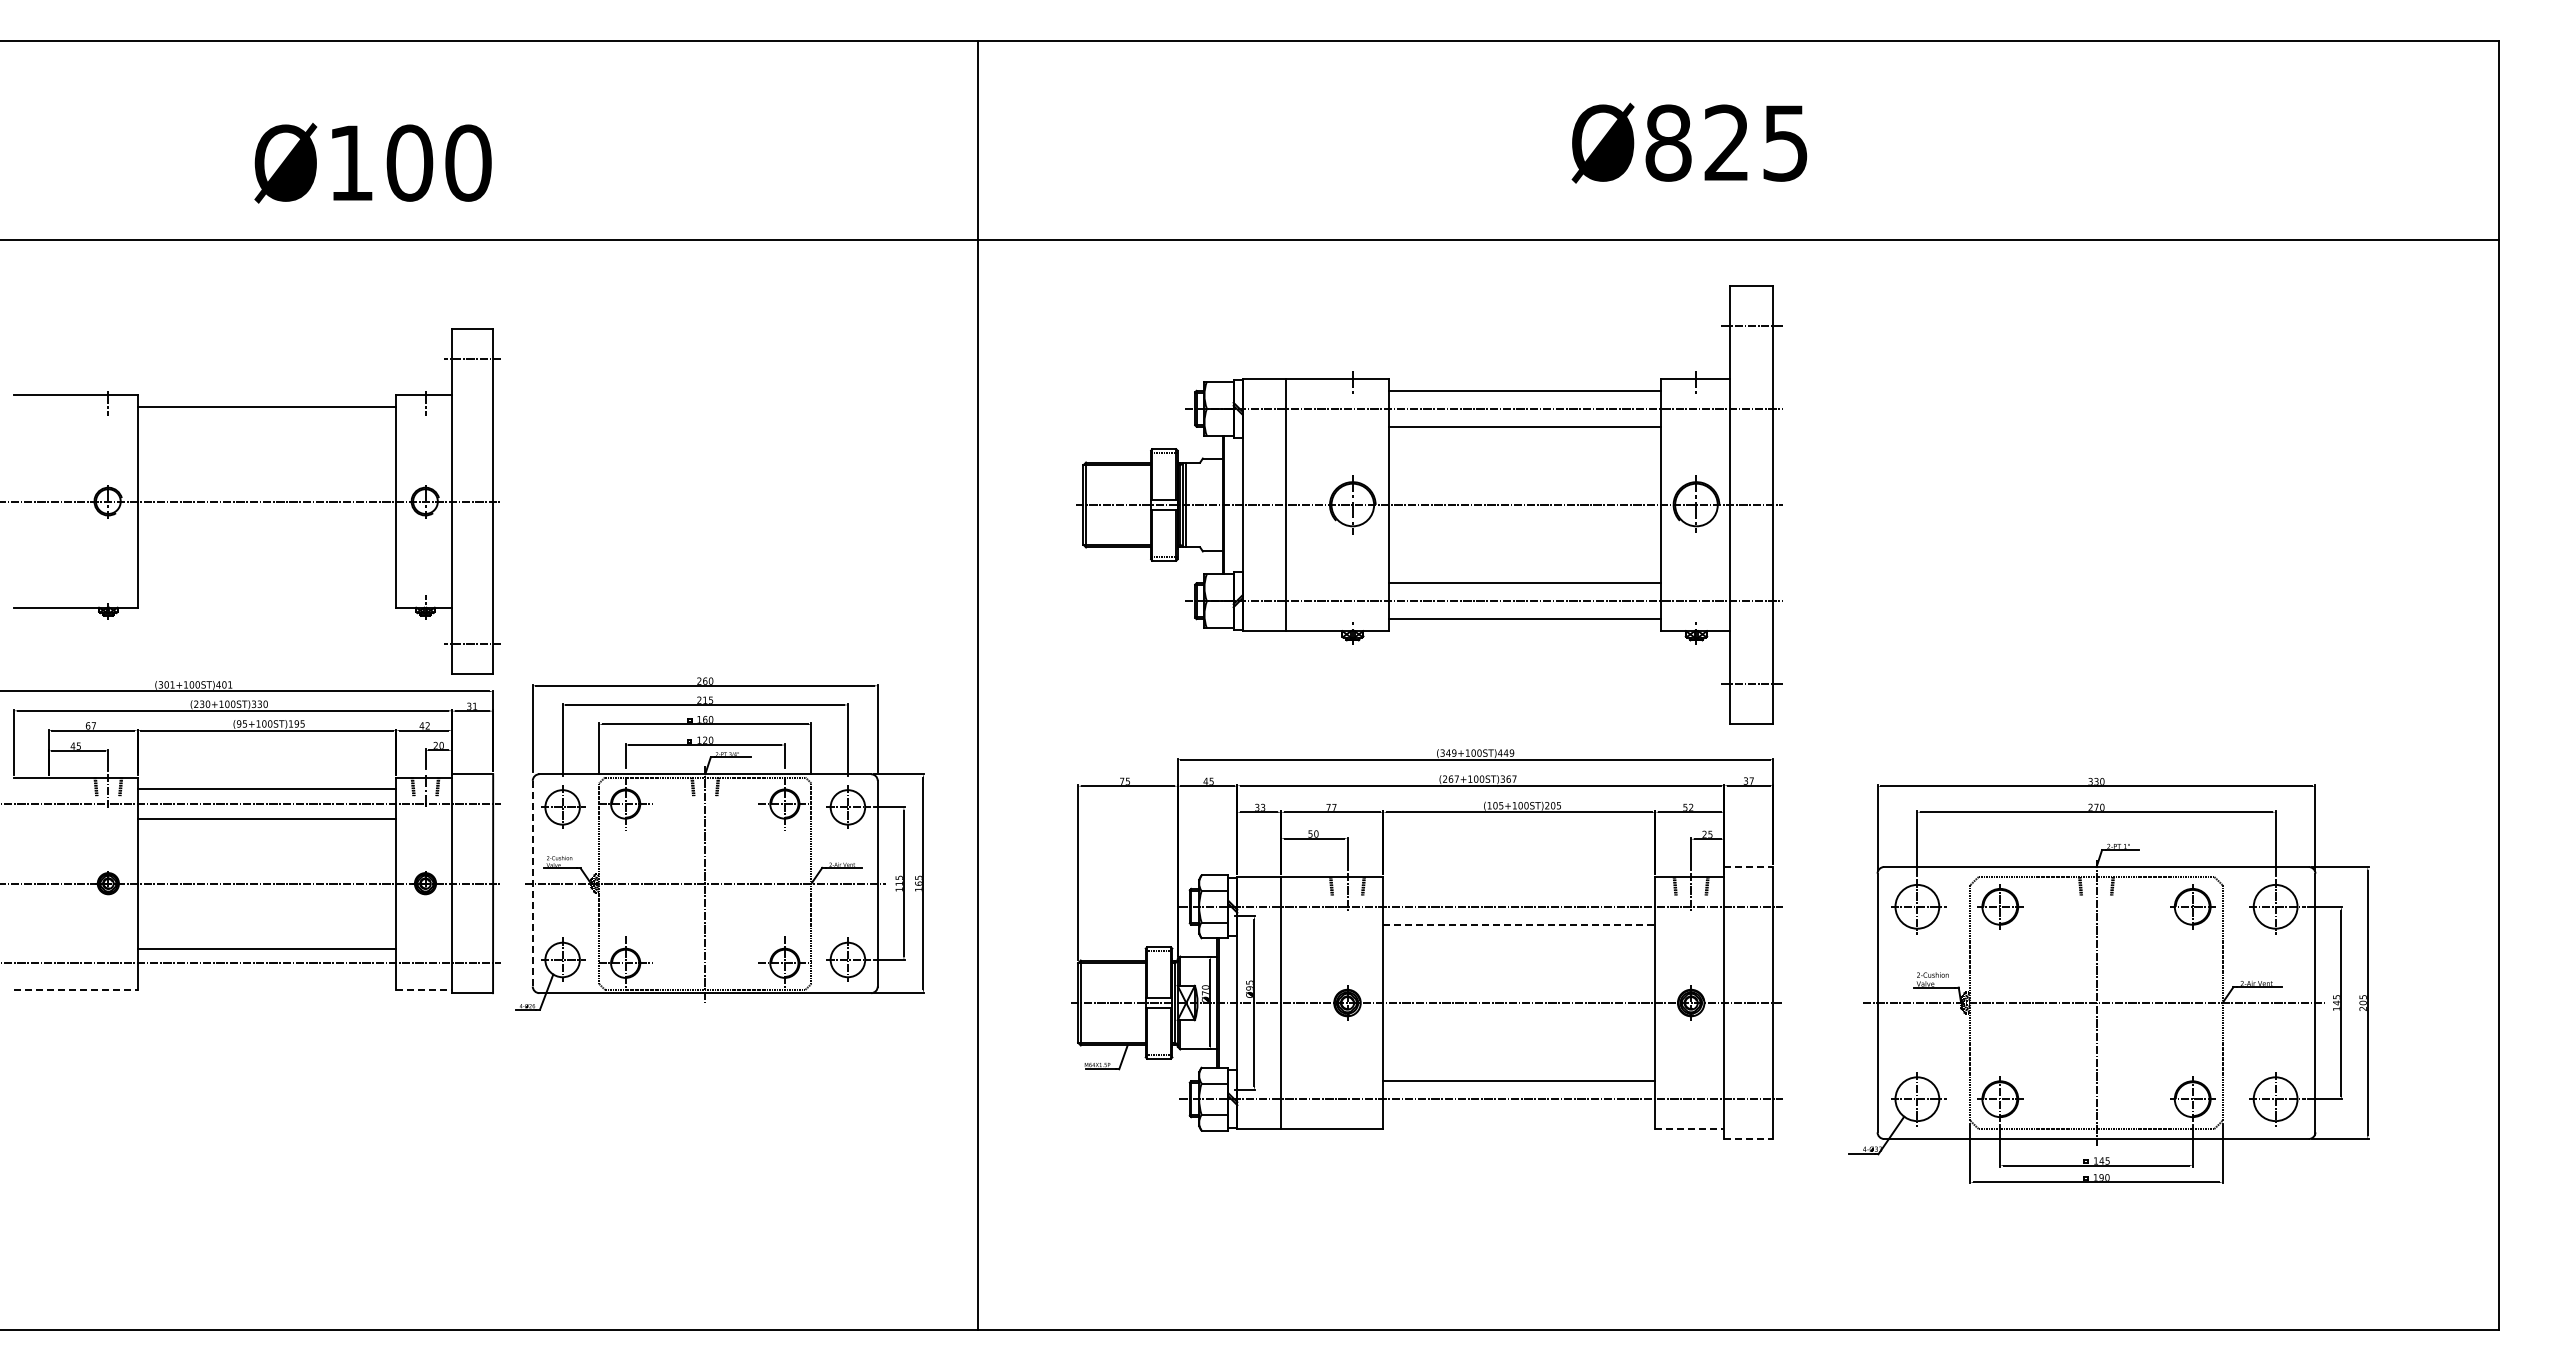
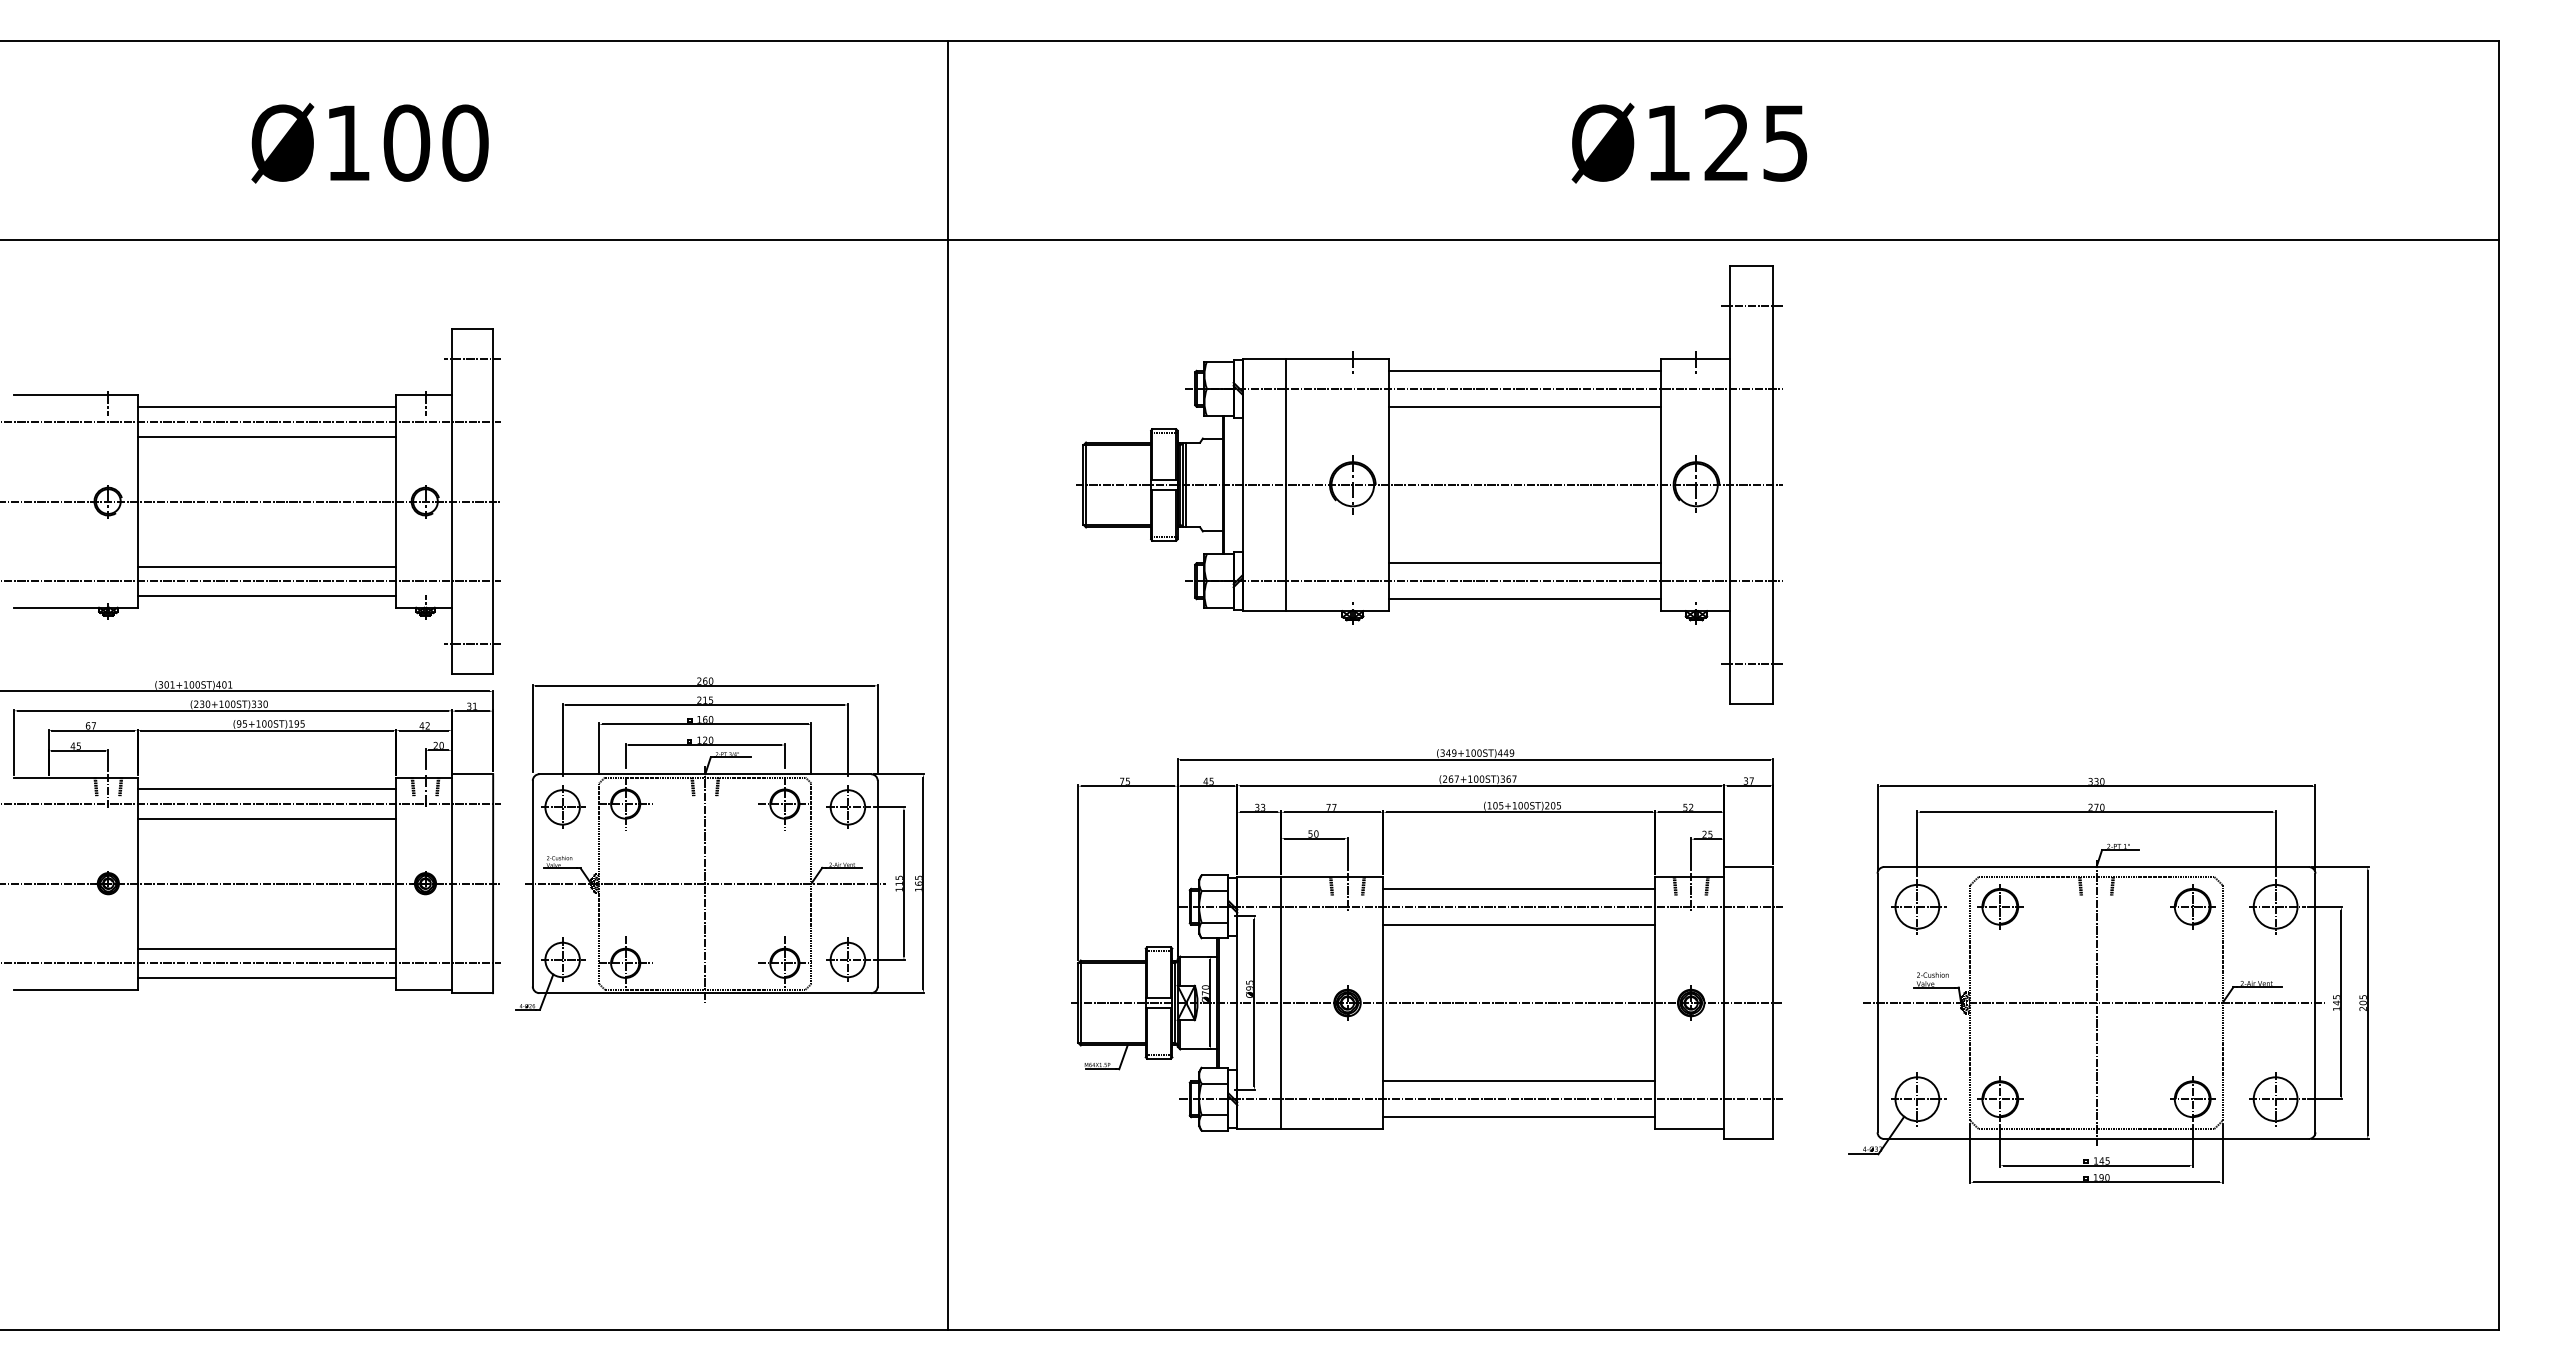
text: Ø825 -> Ø125 (1668, 142)
text position: (372, 163) -> (369, 143) (369, 143)
line: none -> present (251, 421)
line: none -> present (266, 436)
part position: (1429, 504) -> (1429, 484) (1429, 484)
line: none -> present (266, 566)
line: none -> present (251, 581)
line: none -> present (266, 595)
line position: (977, 685) -> (947, 685) (947, 685)
line: dashed -> solid (1748, 867)
line: dashed -> solid (532, 883)
line: none -> present (1519, 888)
line: dashed -> solid (1519, 924)
line: none -> present (266, 977)
line: dashed -> solid (75, 989)
line: dashed -> solid (424, 989)
line: none -> present (1519, 1117)
line: dashed -> solid (1690, 1129)
line: dashed -> solid (1748, 1139)
